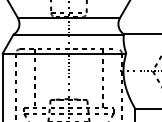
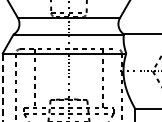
line: solid -> dashed (2, 87)
